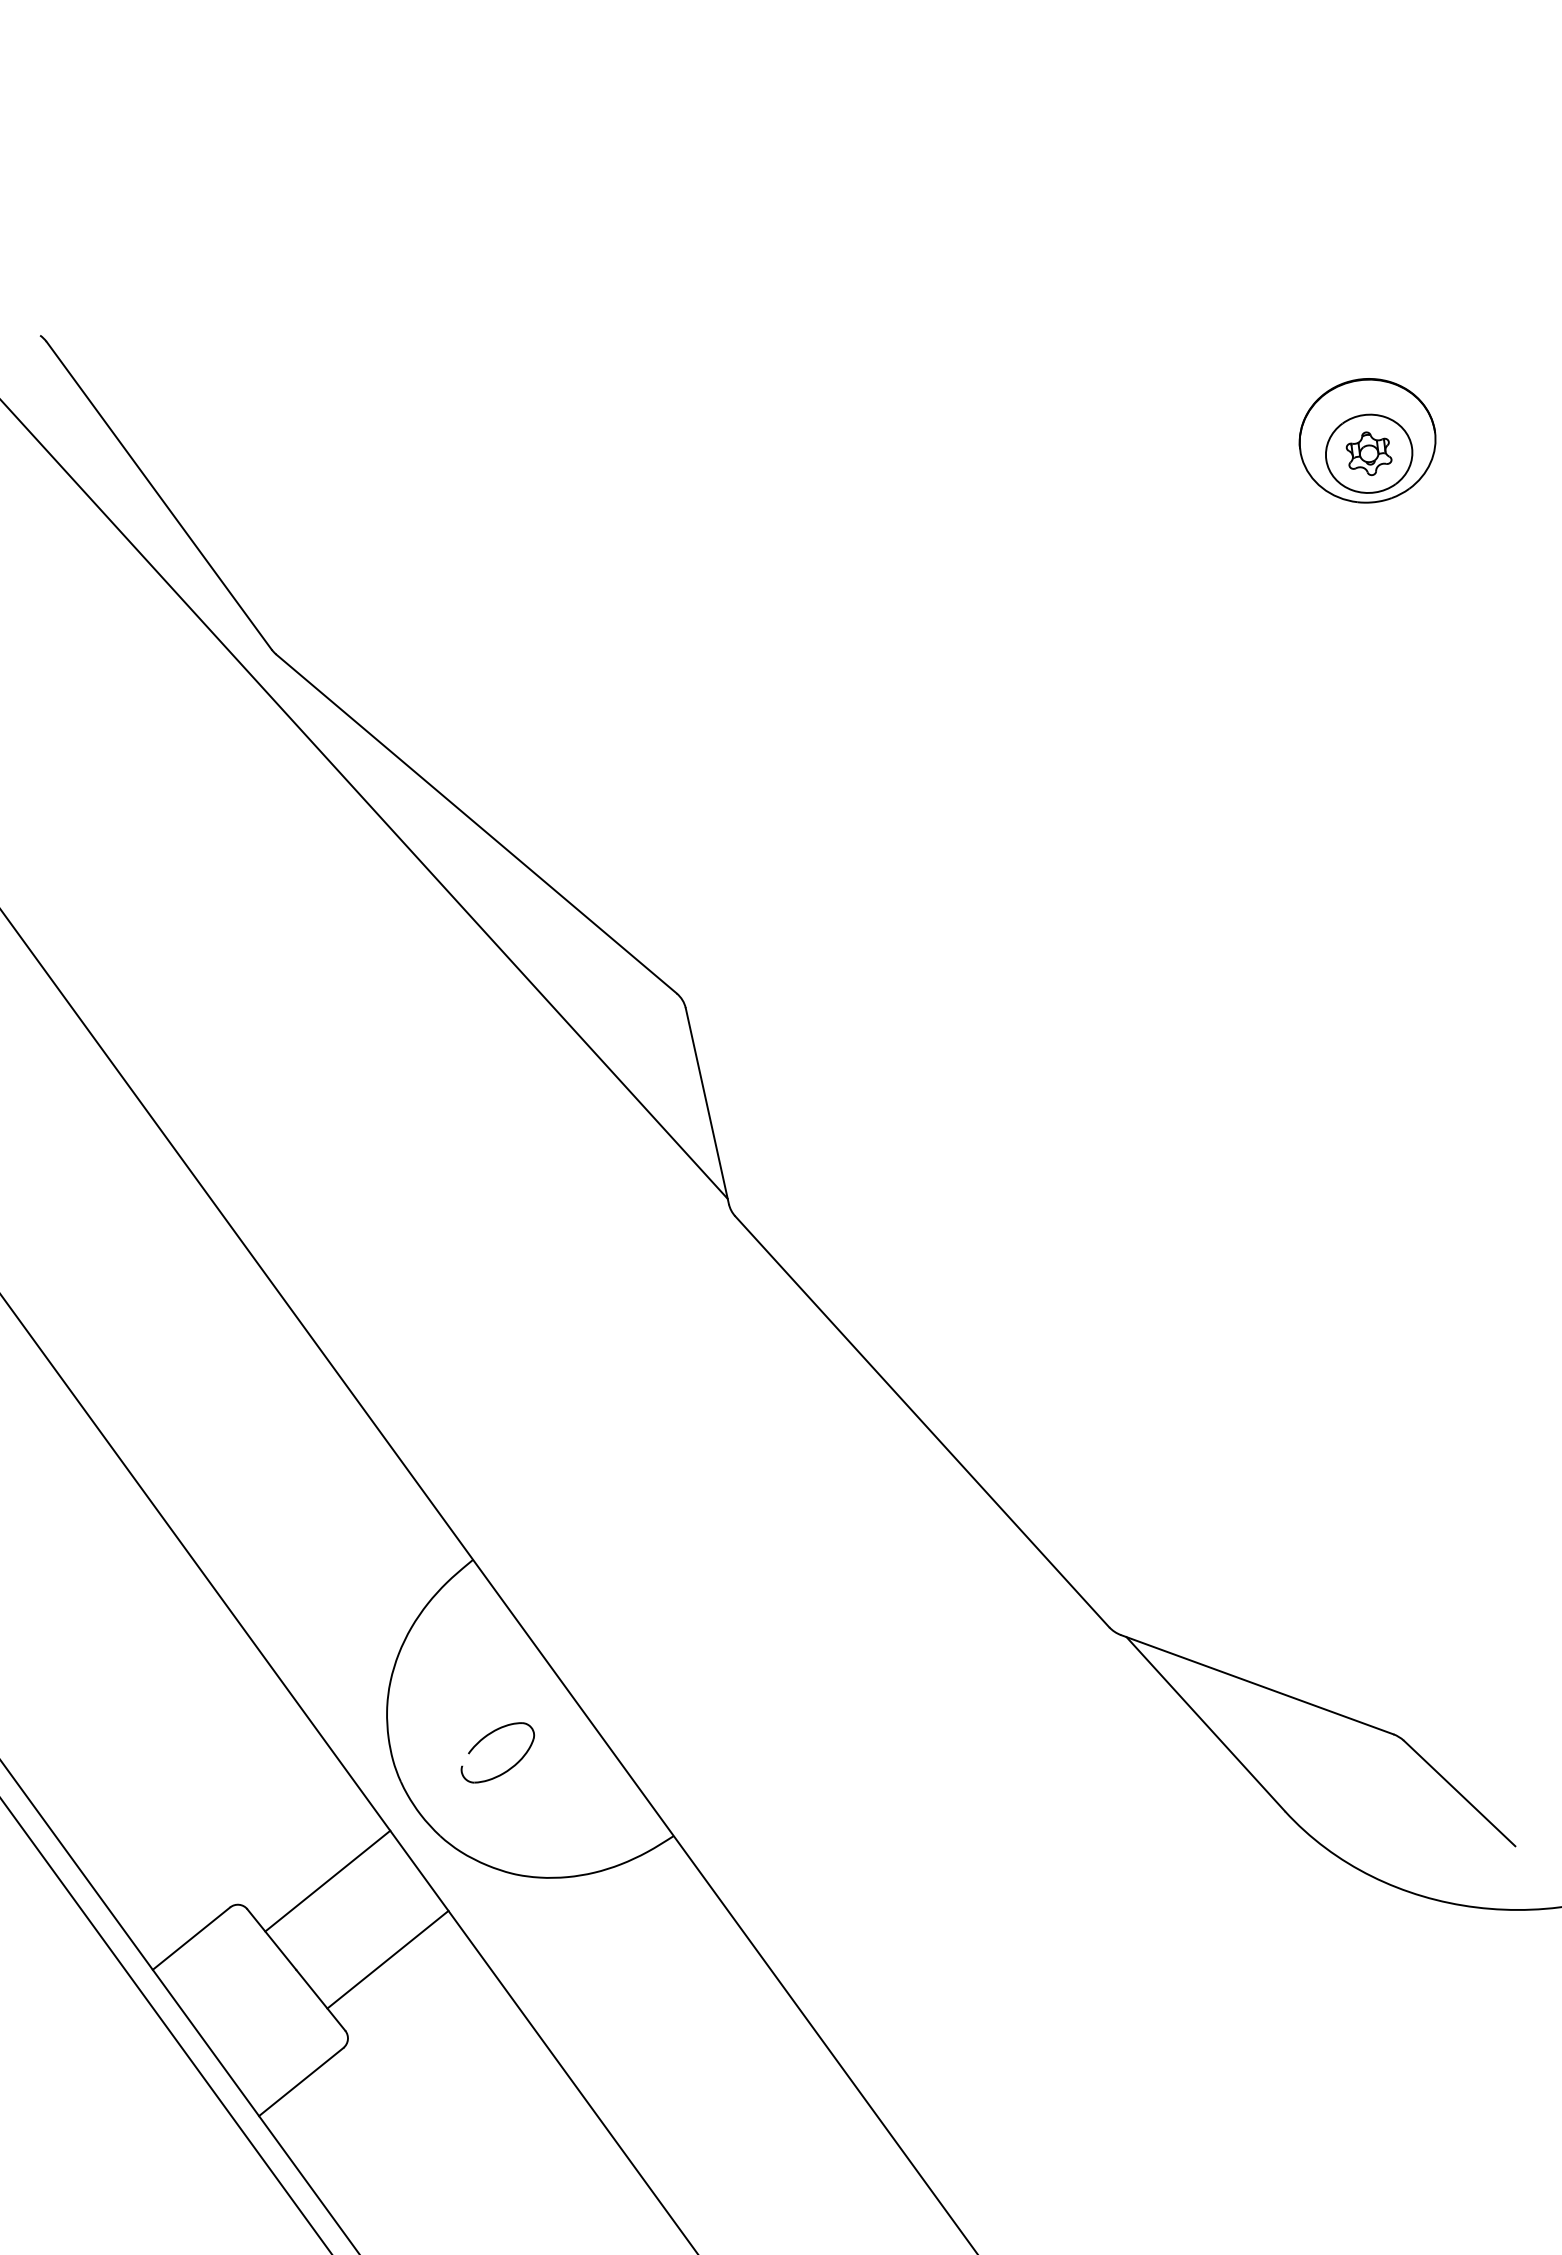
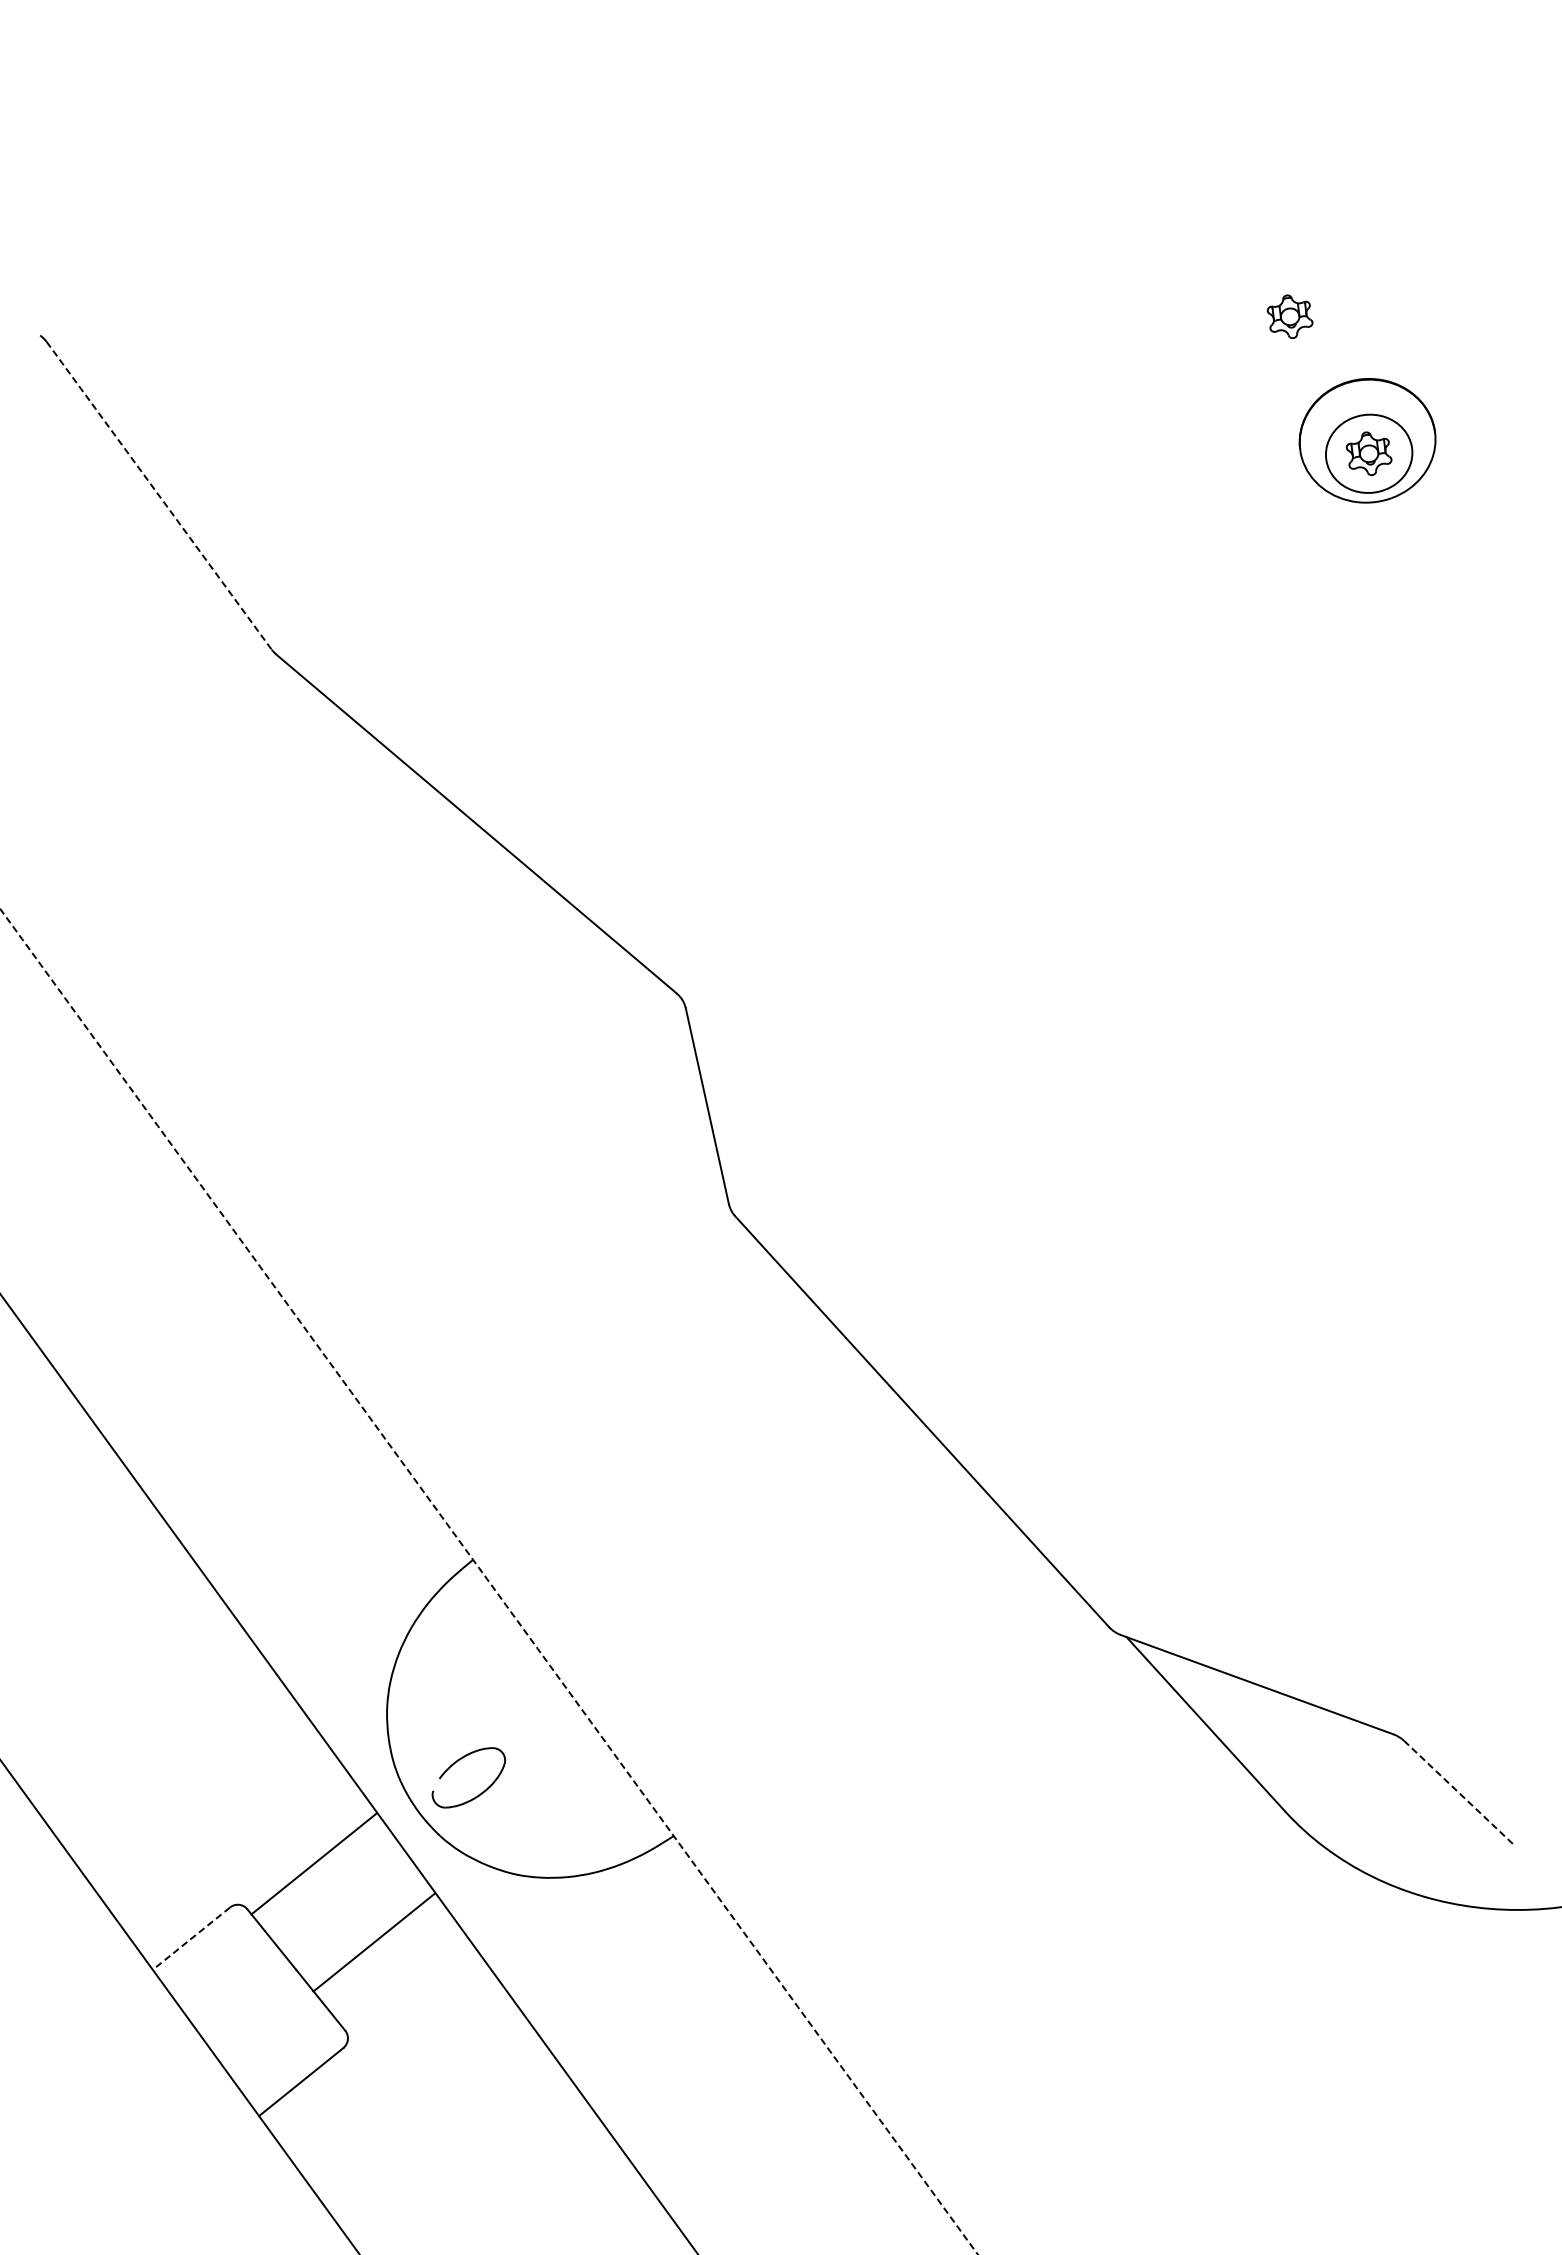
part: none -> present (1289, 316)
line: solid -> dashed (159, 495)
line: present -> none (364, 799)
line: solid -> dashed (489, 1581)
part position: (486, 1737) -> (457, 1762) (457, 1762)
line: solid -> dashed (1459, 1793)
line position: (327, 1880) -> (313, 1863) (313, 1863)
line: solid -> dashed (191, 1938)
line position: (387, 1959) -> (373, 1942) (373, 1942)
line: present -> none (166, 2025)
